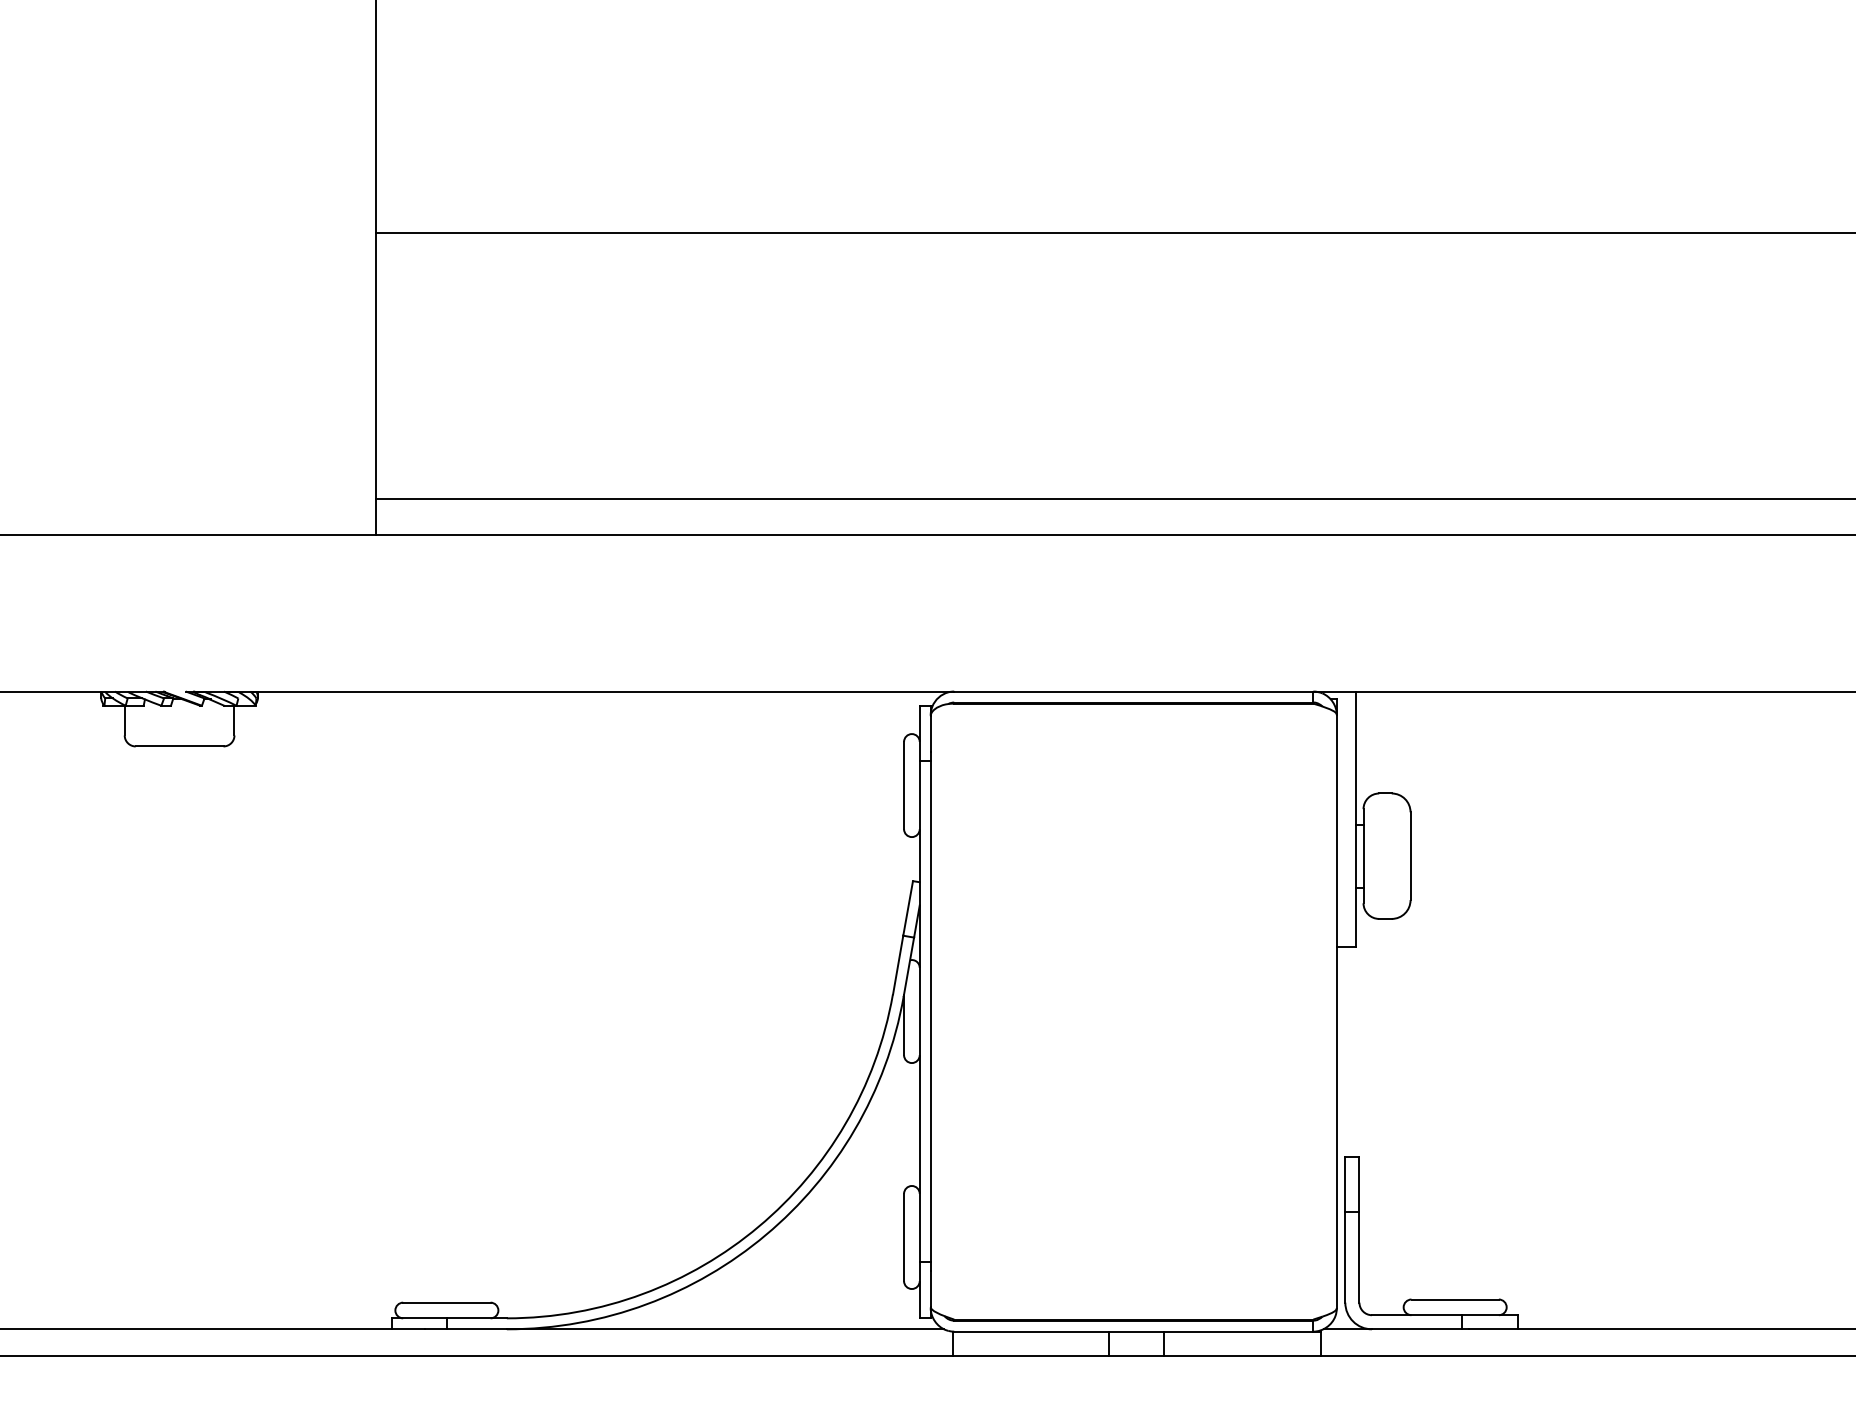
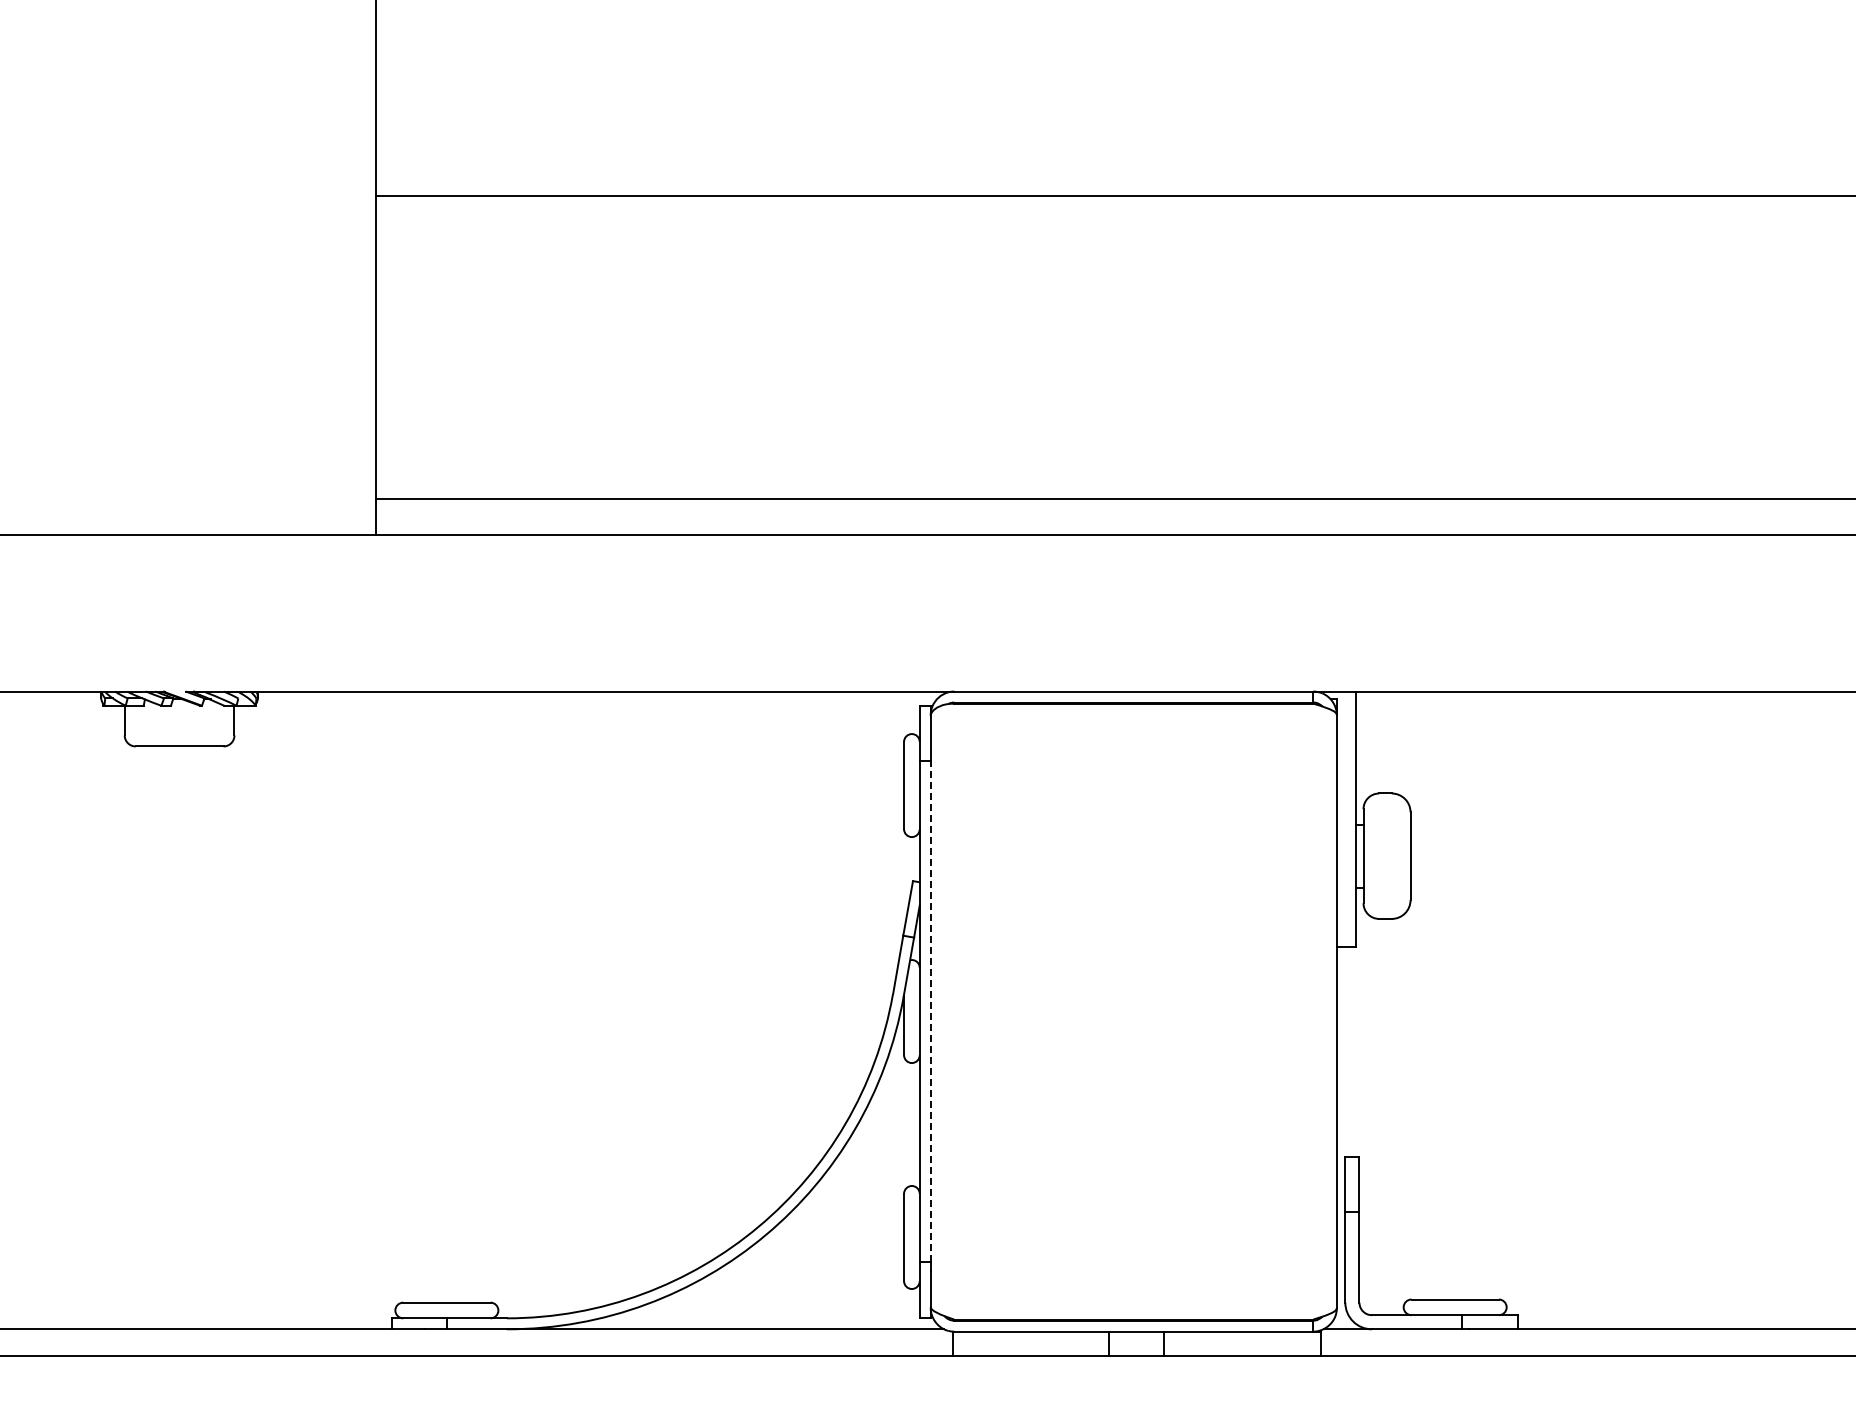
line position: (1113, 232) -> (1113, 195) (1113, 195)
line: solid -> dashed (930, 1011)
